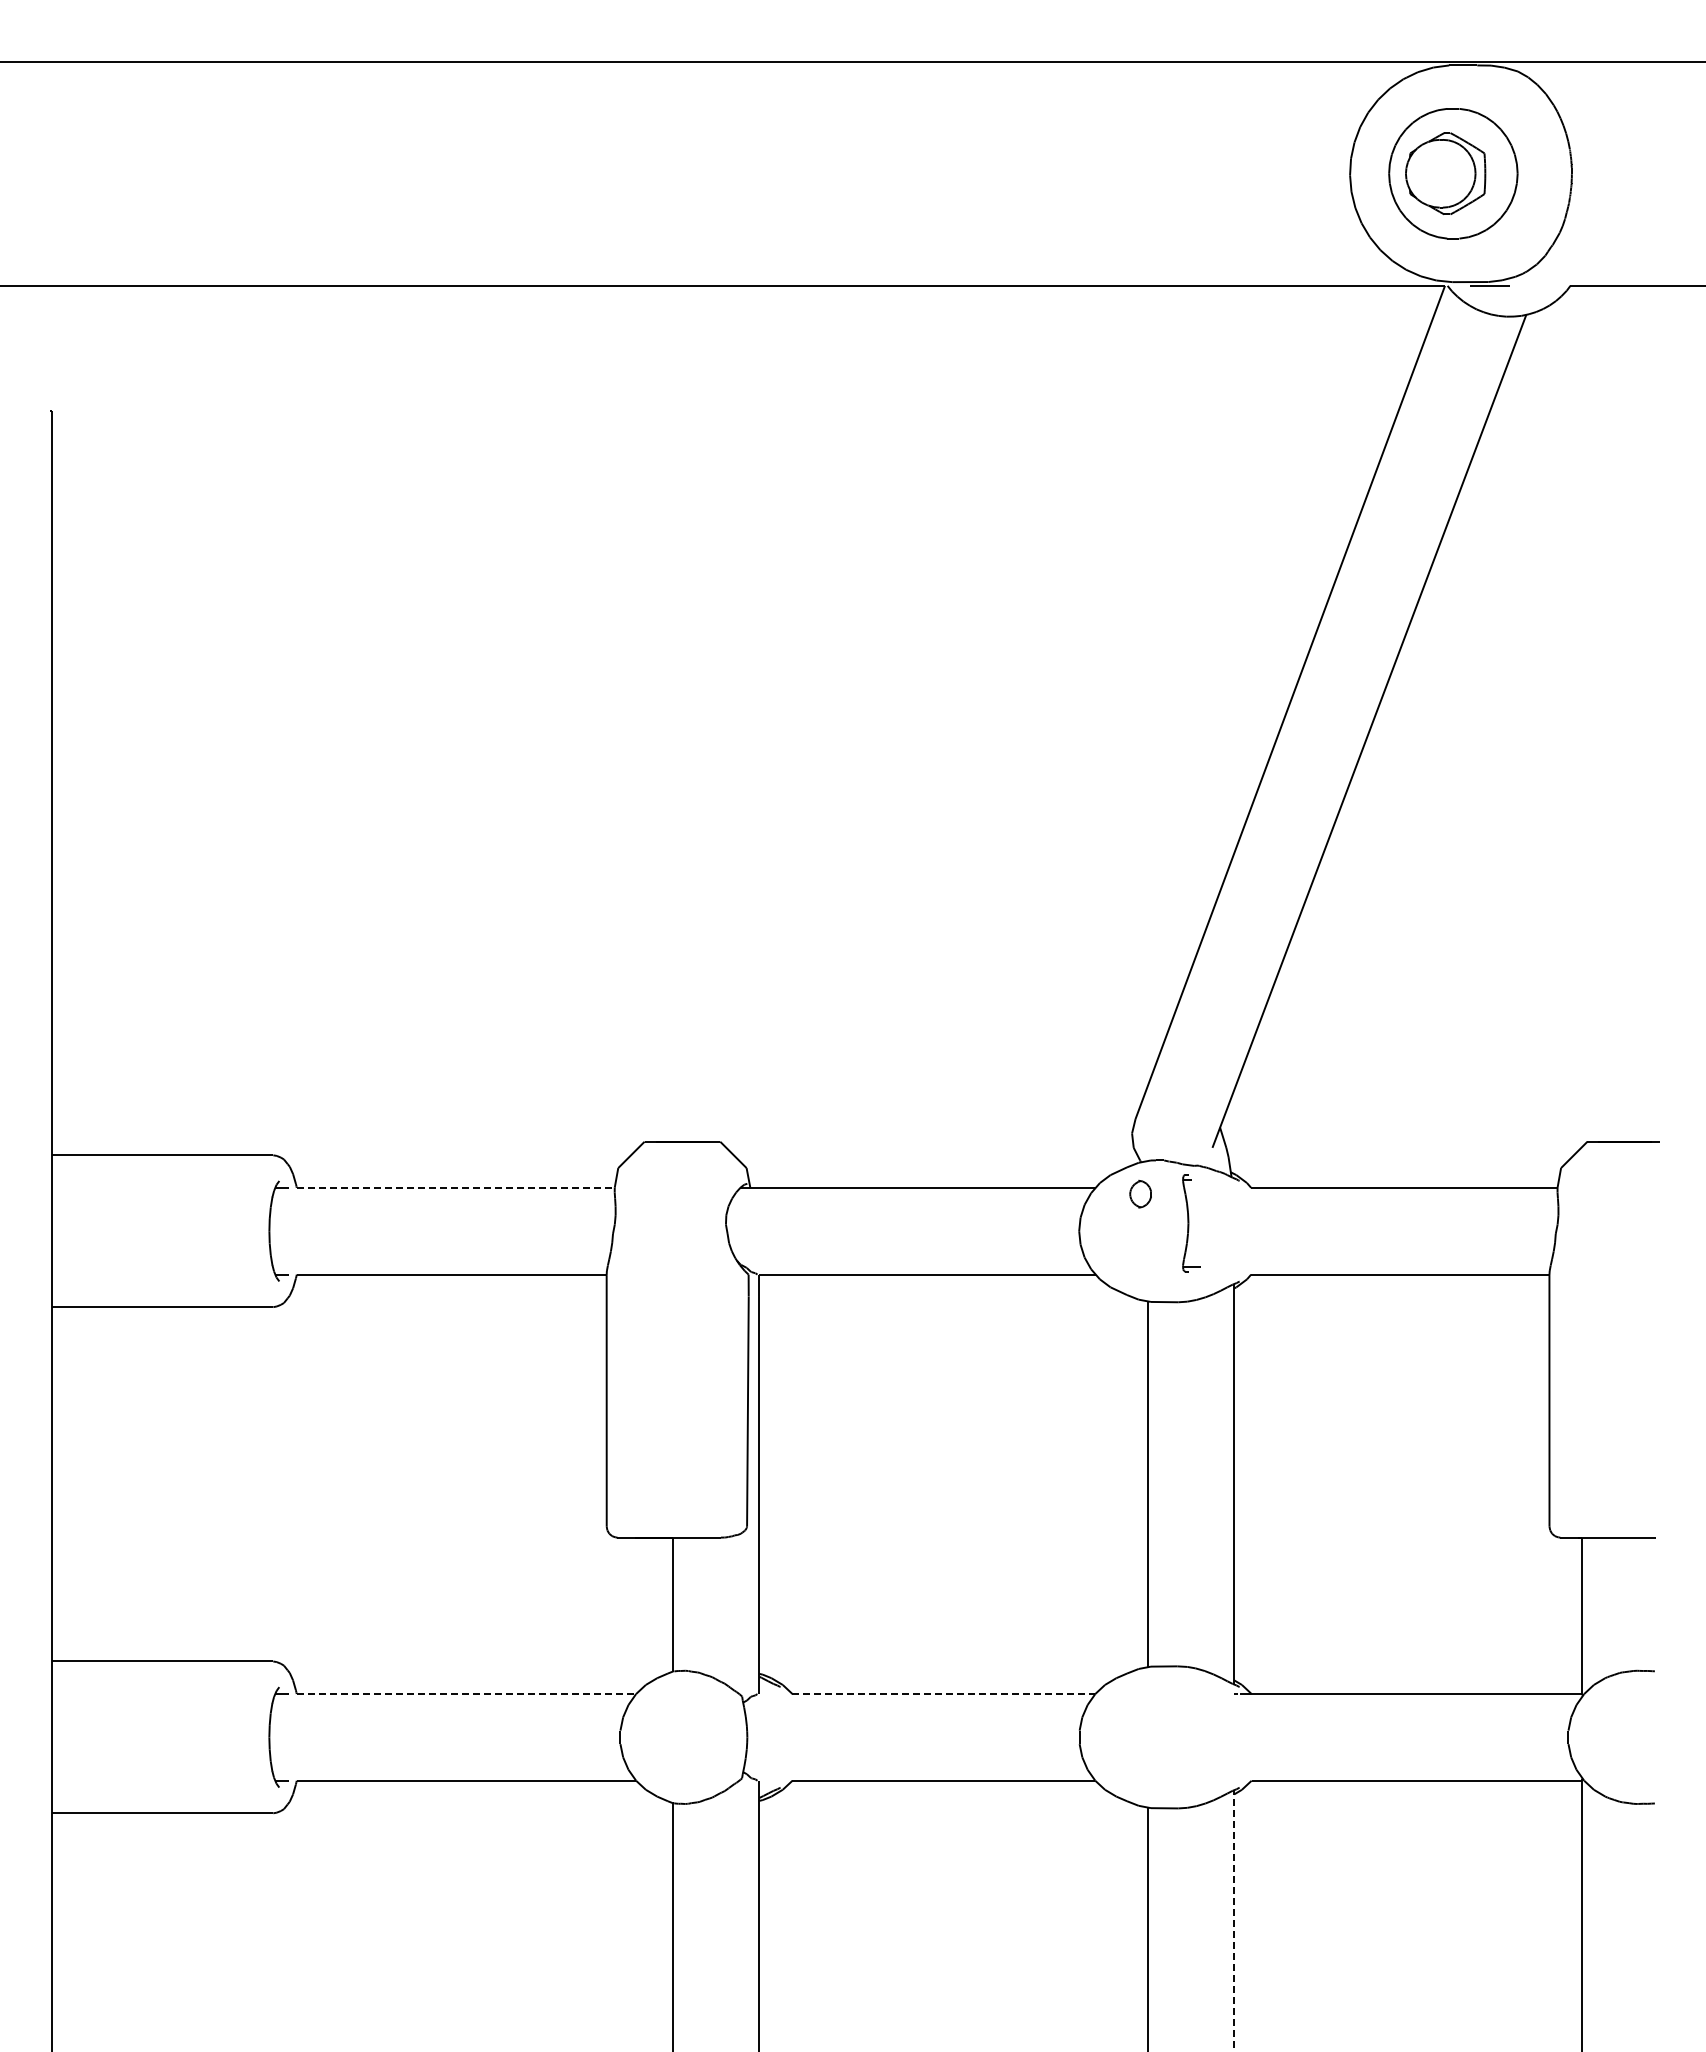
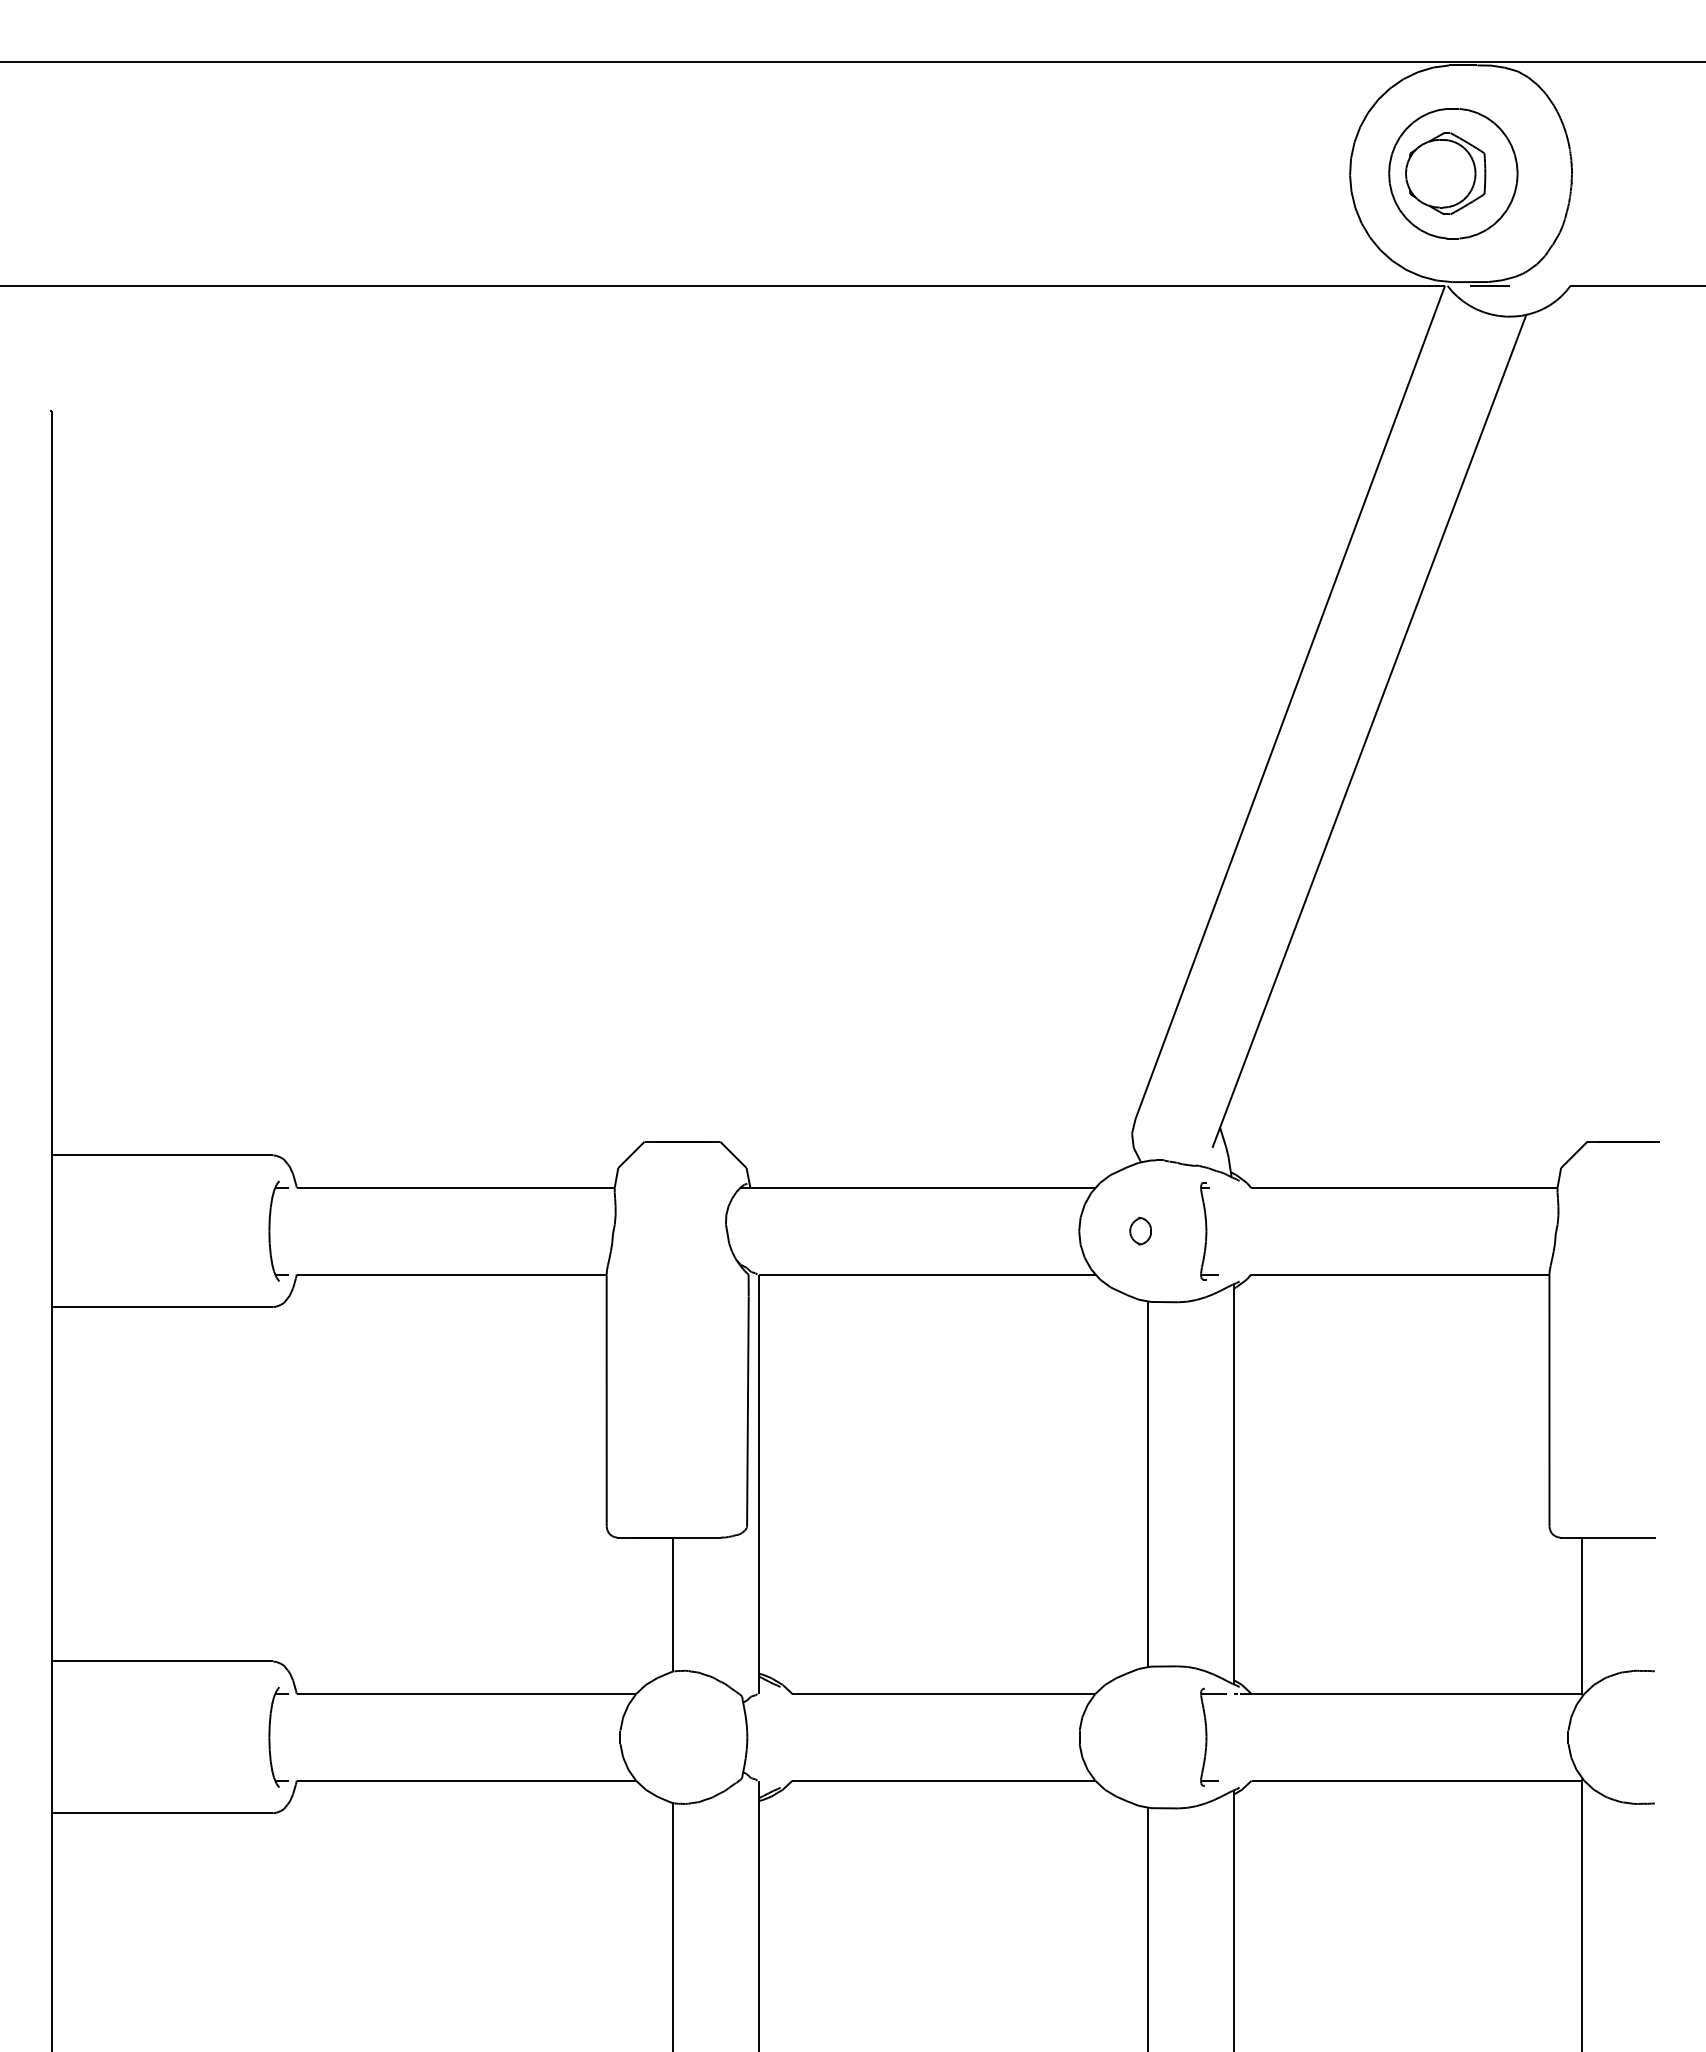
line: dashed -> solid (455, 1187)
part position: (1140, 1194) -> (1140, 1231) (1140, 1231)
part position: (1191, 1223) -> (1209, 1231) (1209, 1231)
line: dashed -> solid (466, 1694)
line: dashed -> solid (944, 1694)
part: none -> present (1213, 1736)
line: dashed -> solid (1234, 1921)
